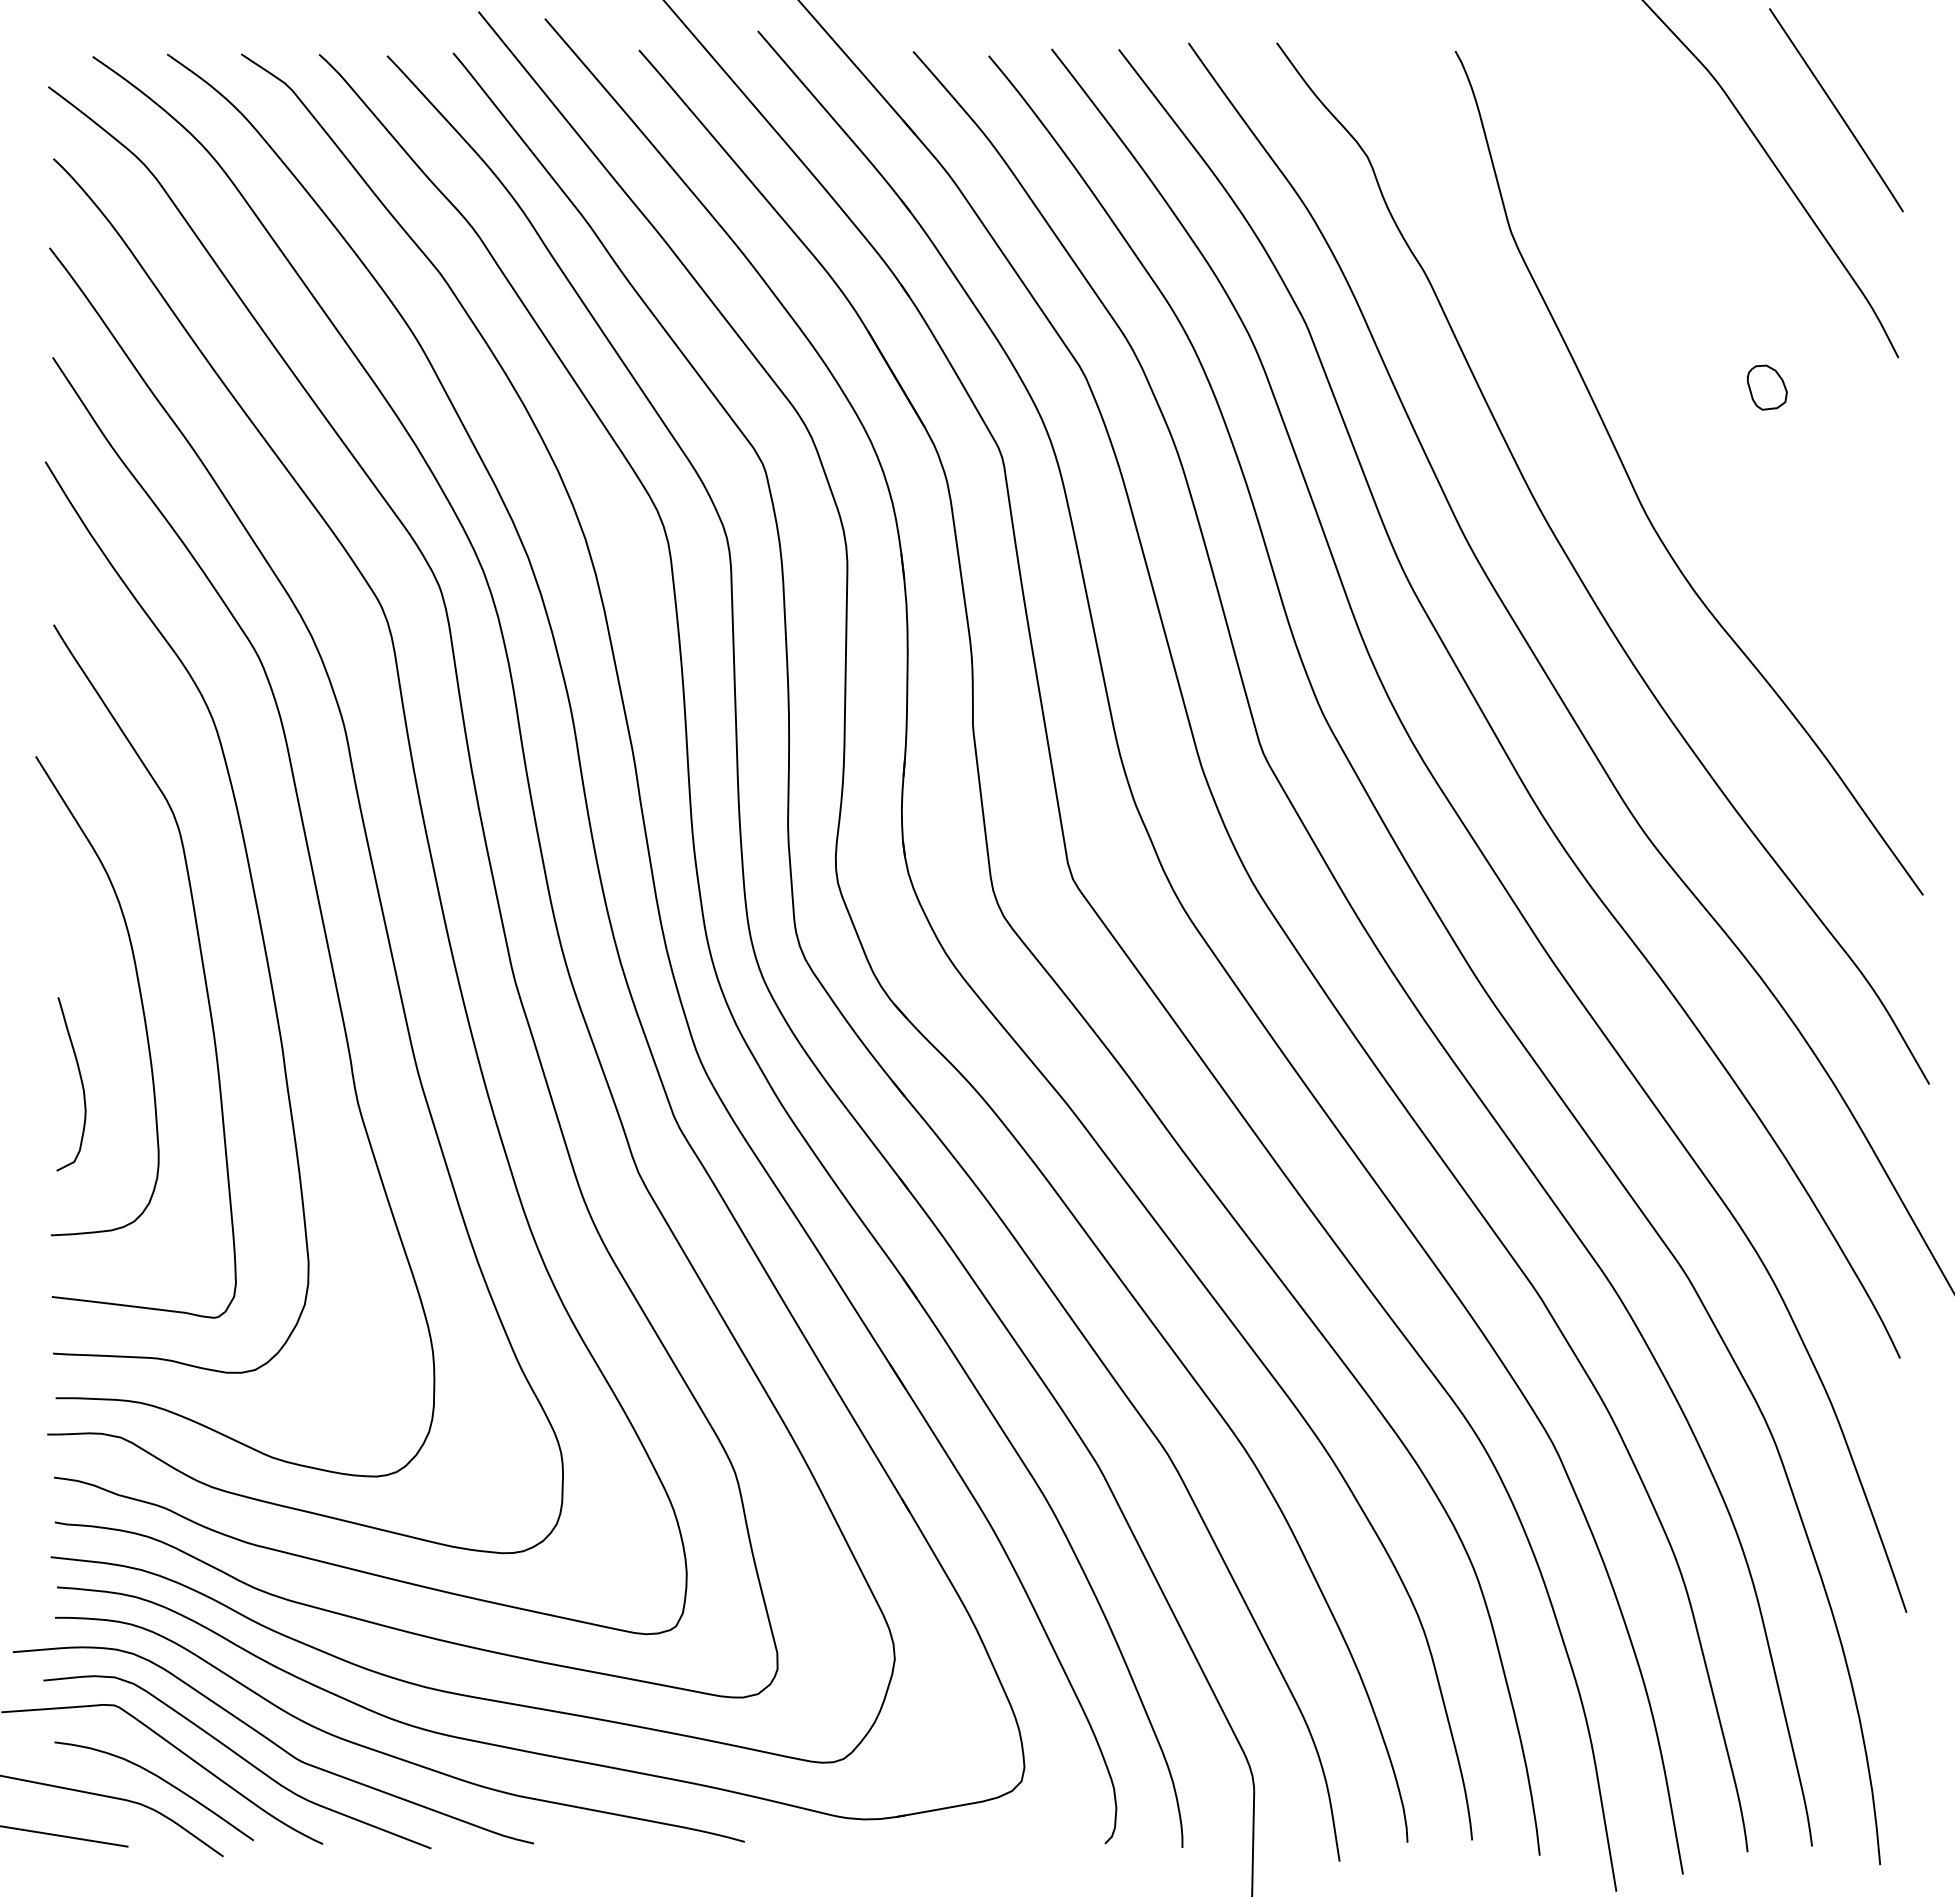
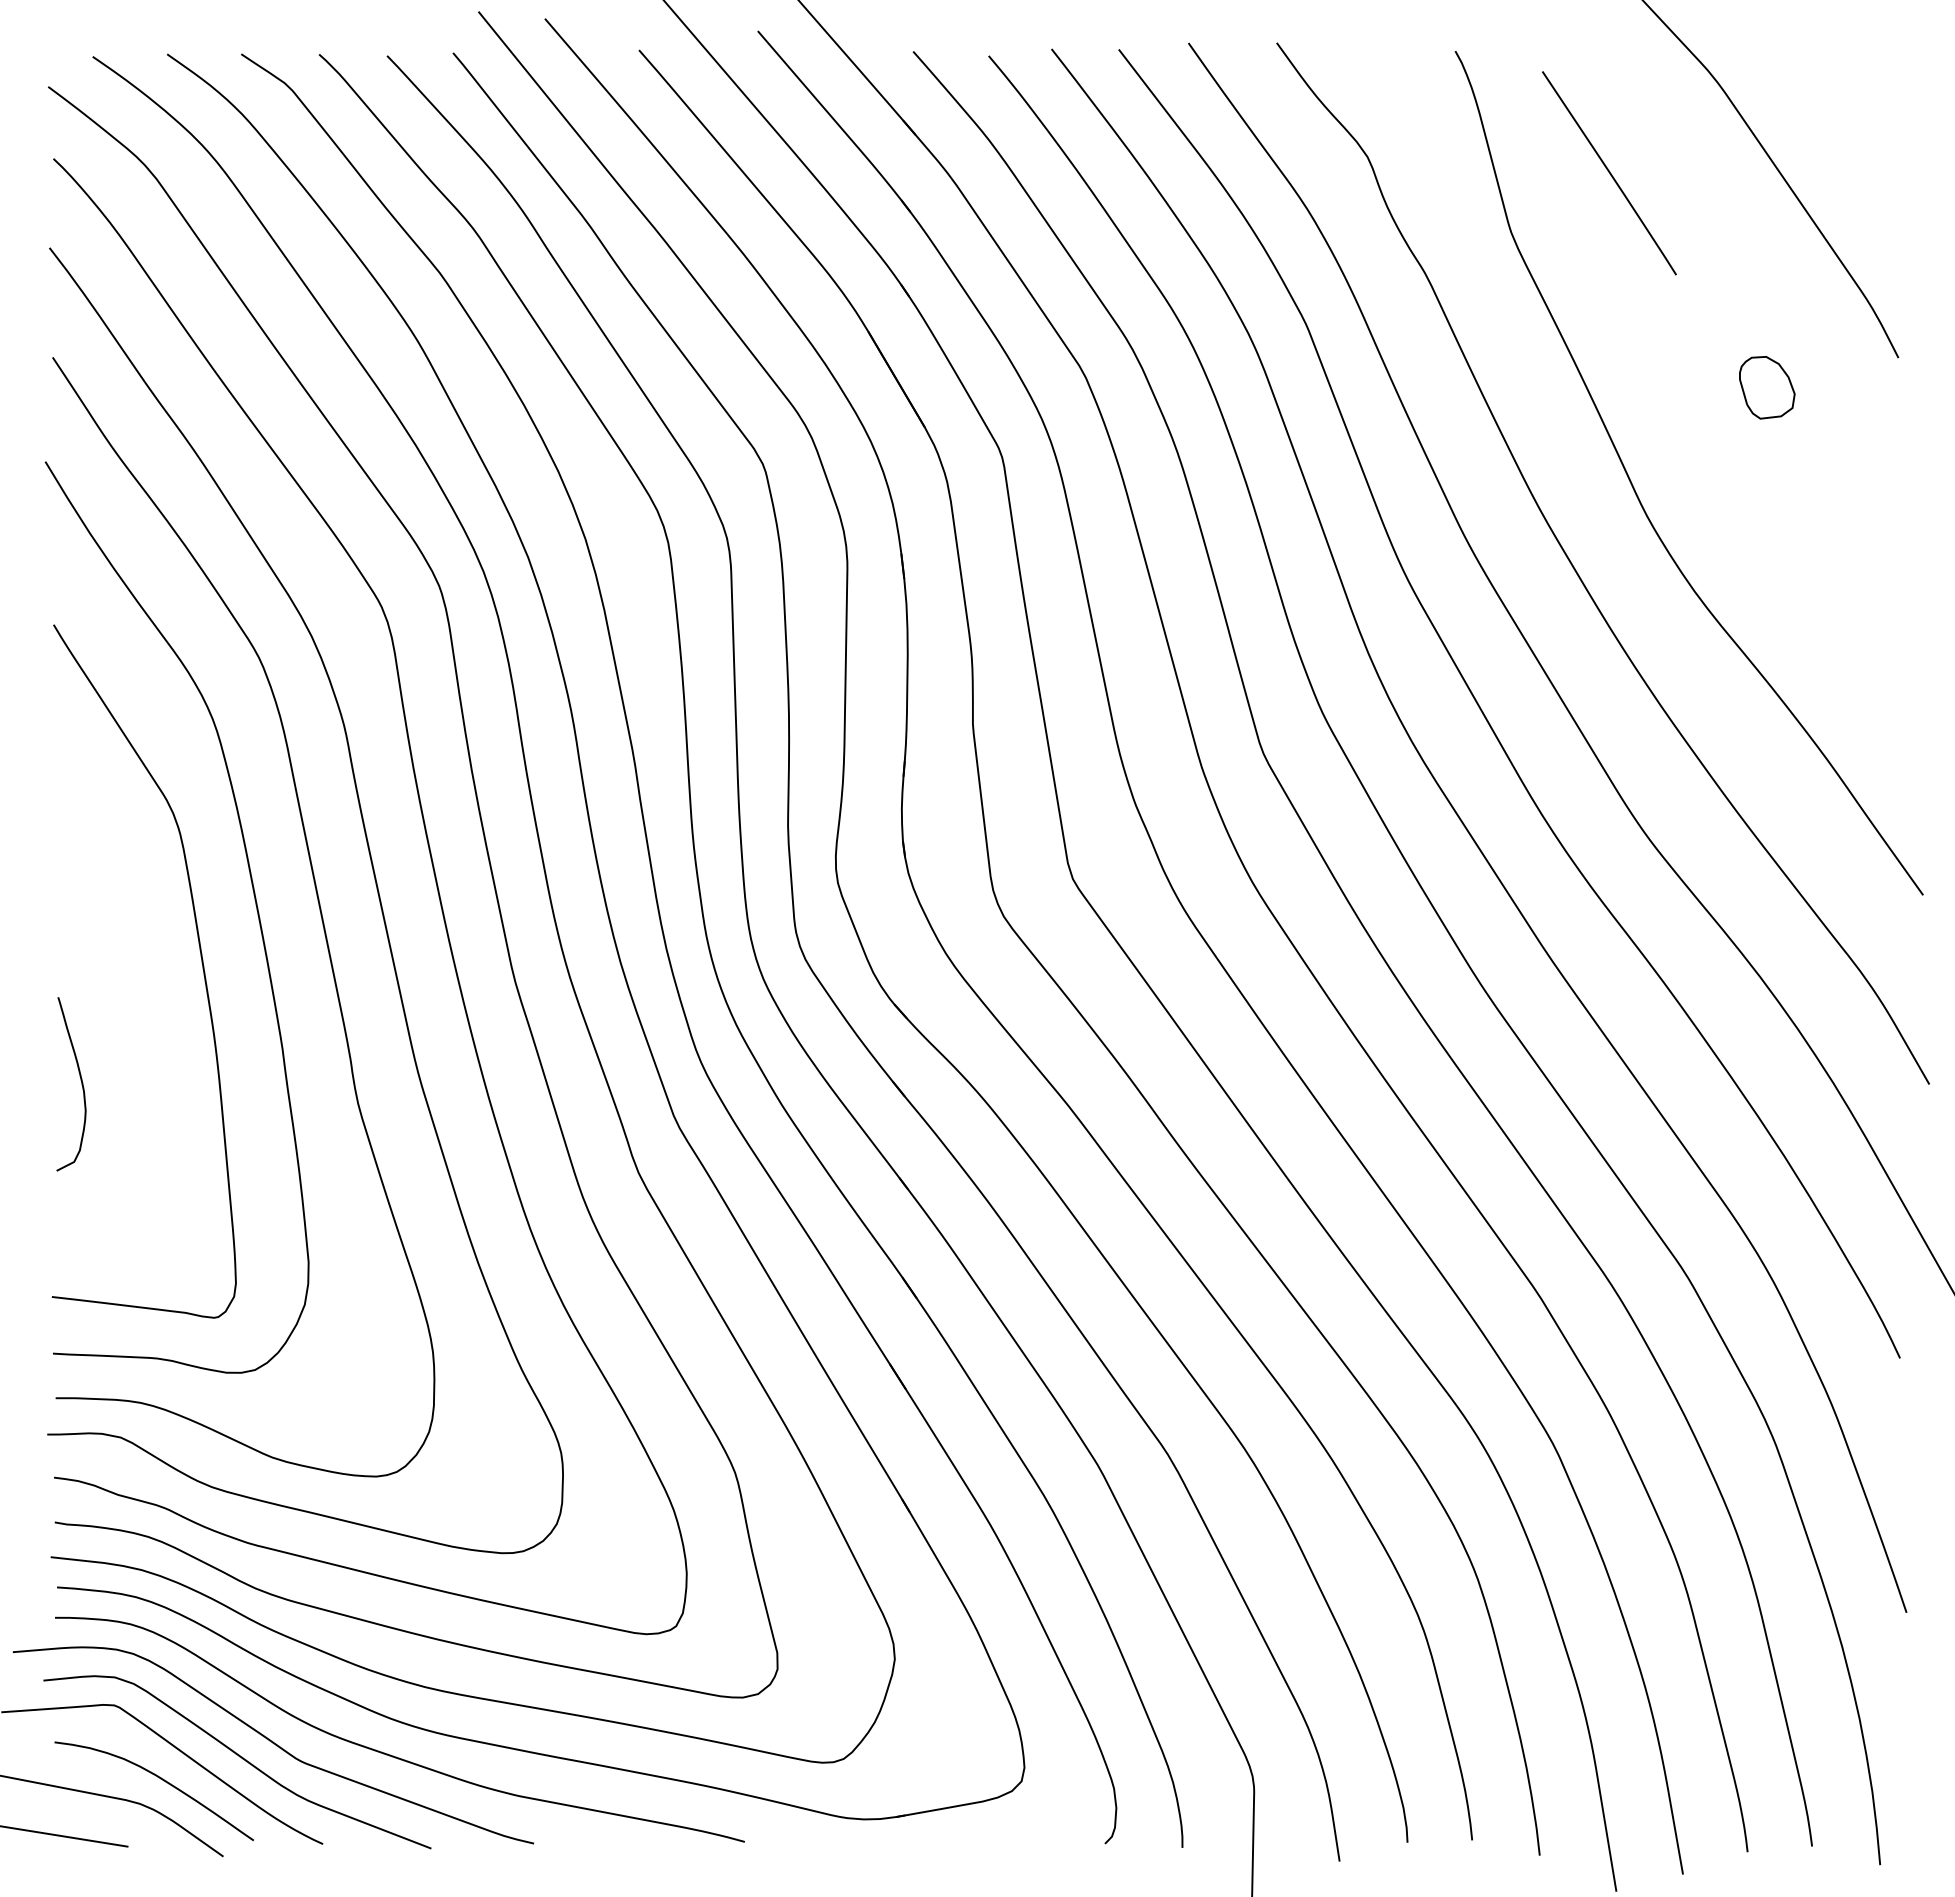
line position: (1836, 110) -> (1609, 173) (1609, 173)
part size: 41x47 px -> 57x64 px (1767, 387)
curve: present -> none (138, 988)
